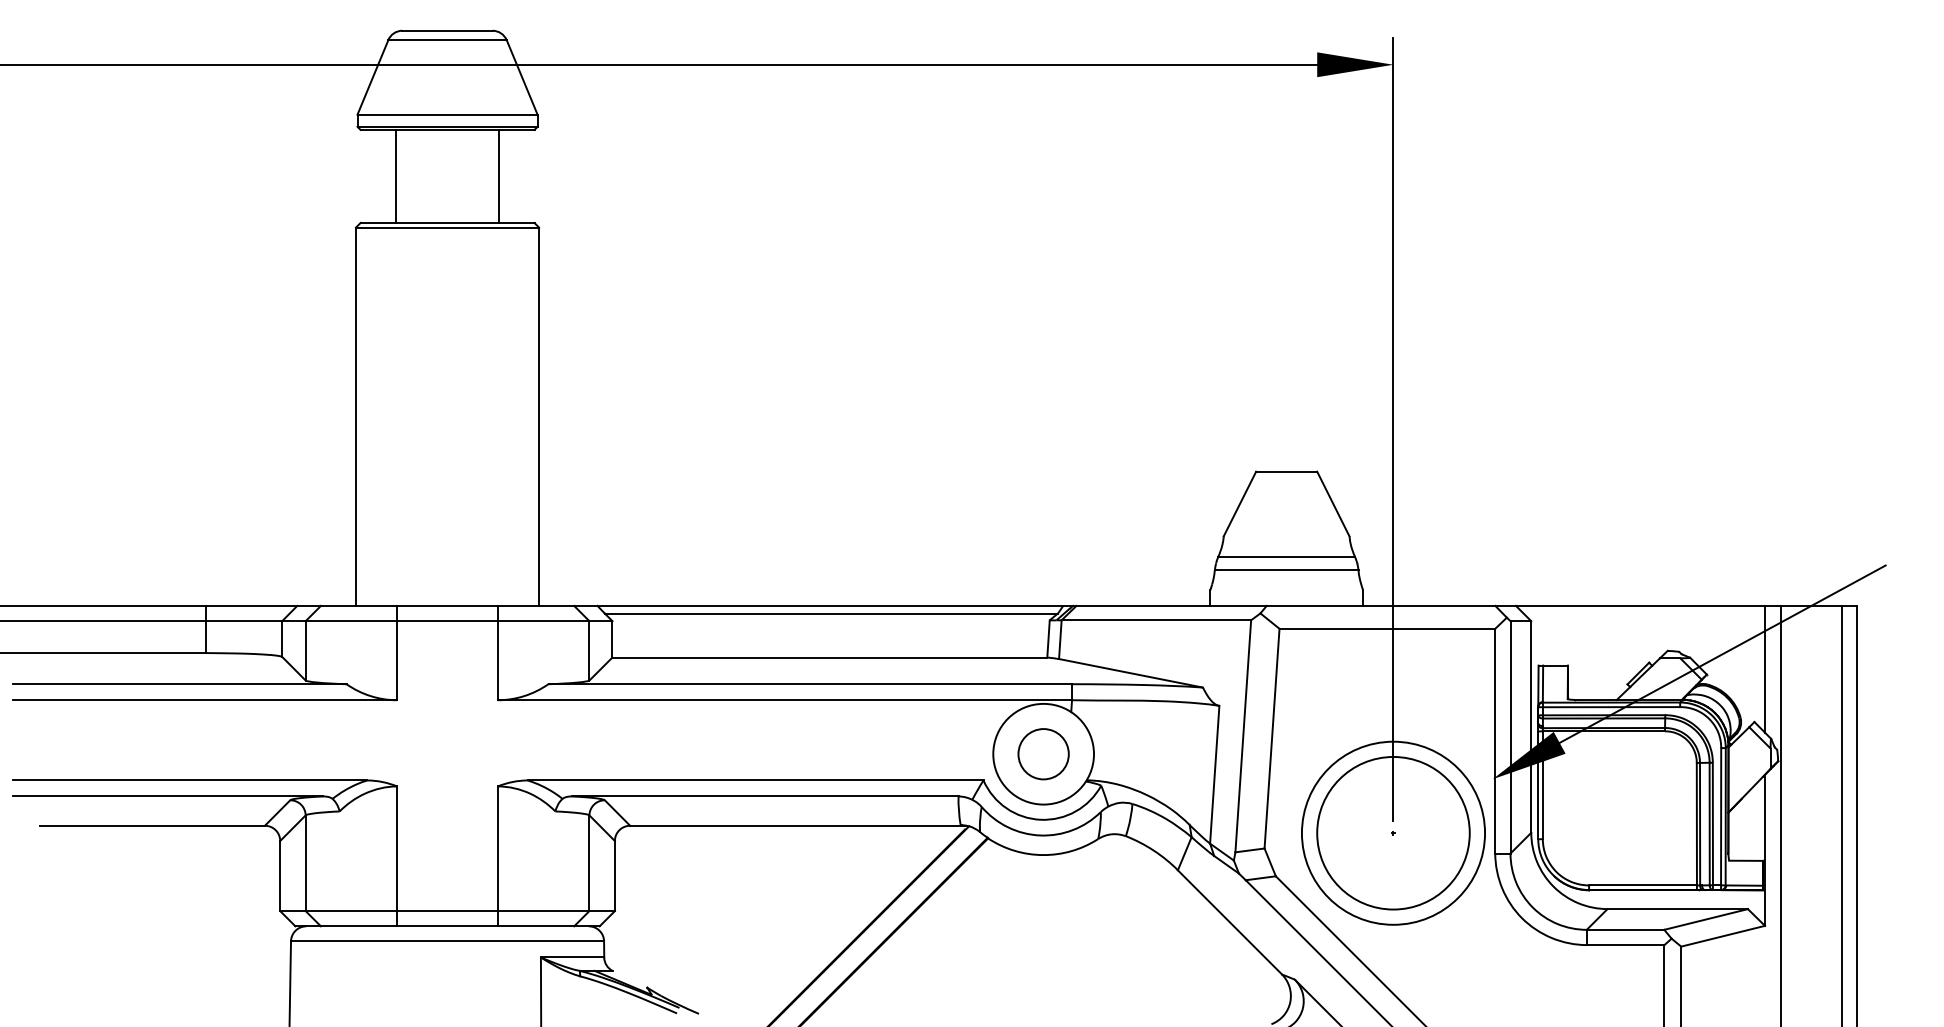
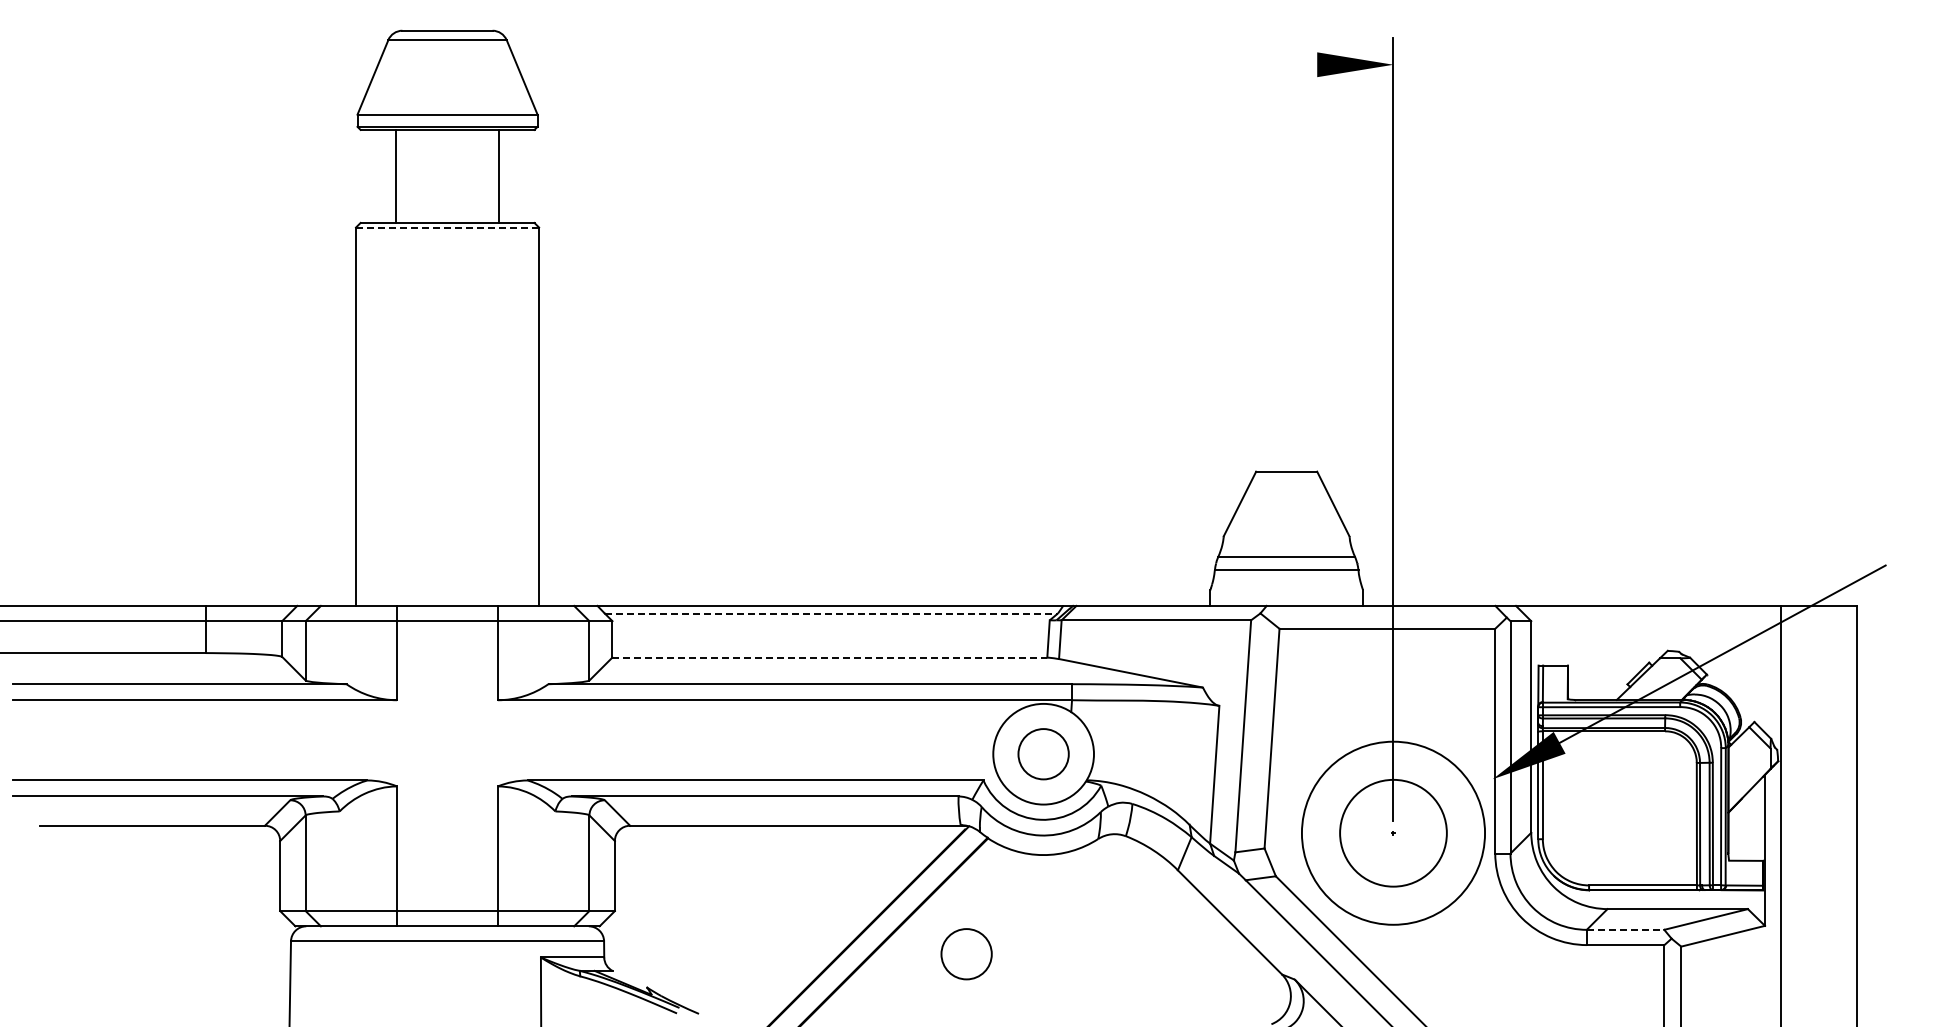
line: present -> none (659, 64)
line: solid -> dashed (447, 227)
line: solid -> dashed (831, 613)
line: solid -> dashed (830, 657)
line: present -> none (1764, 668)
line: present -> none (1841, 814)
circle diameter: 153 px -> 107 px (1393, 832)
line: solid -> dashed (1625, 929)
circle: none -> present (966, 954)
